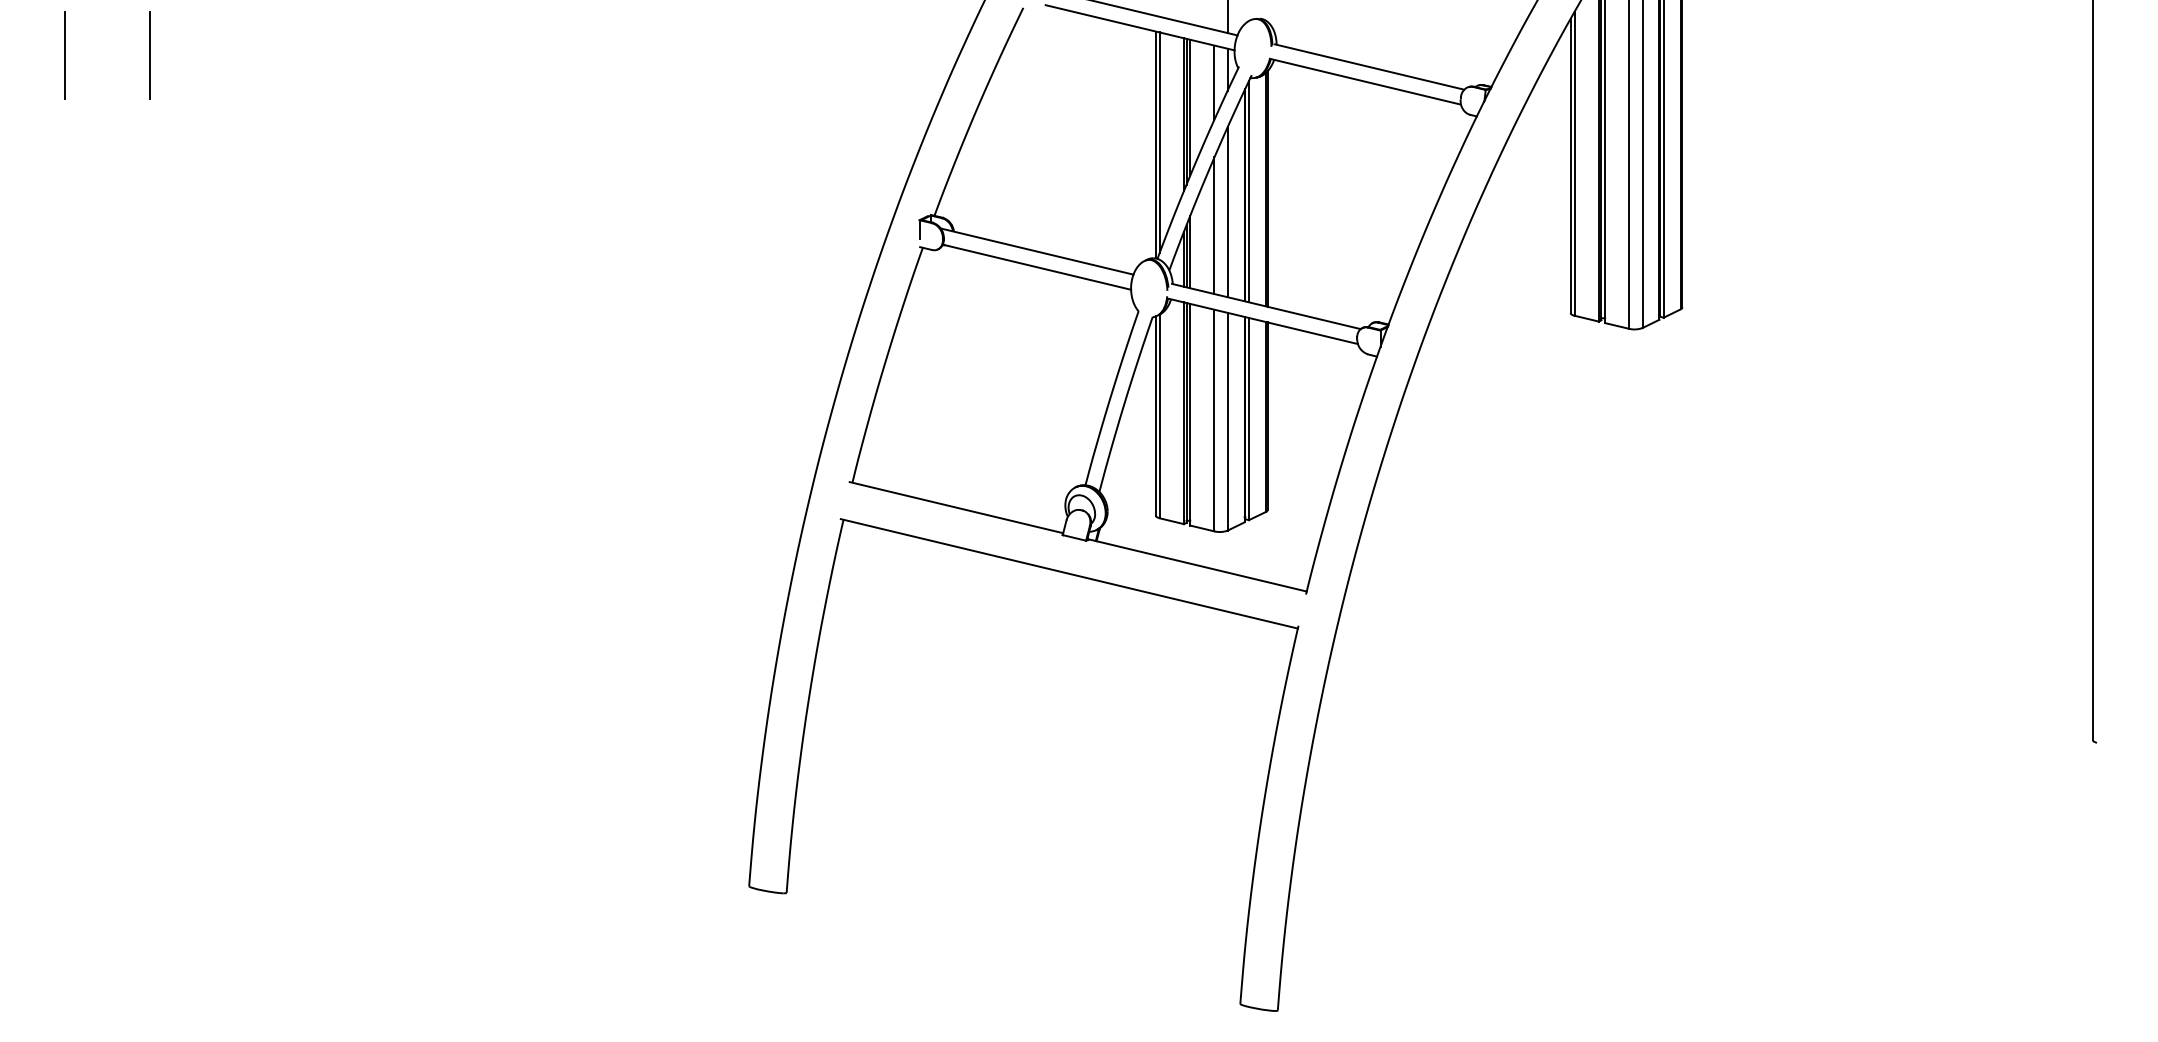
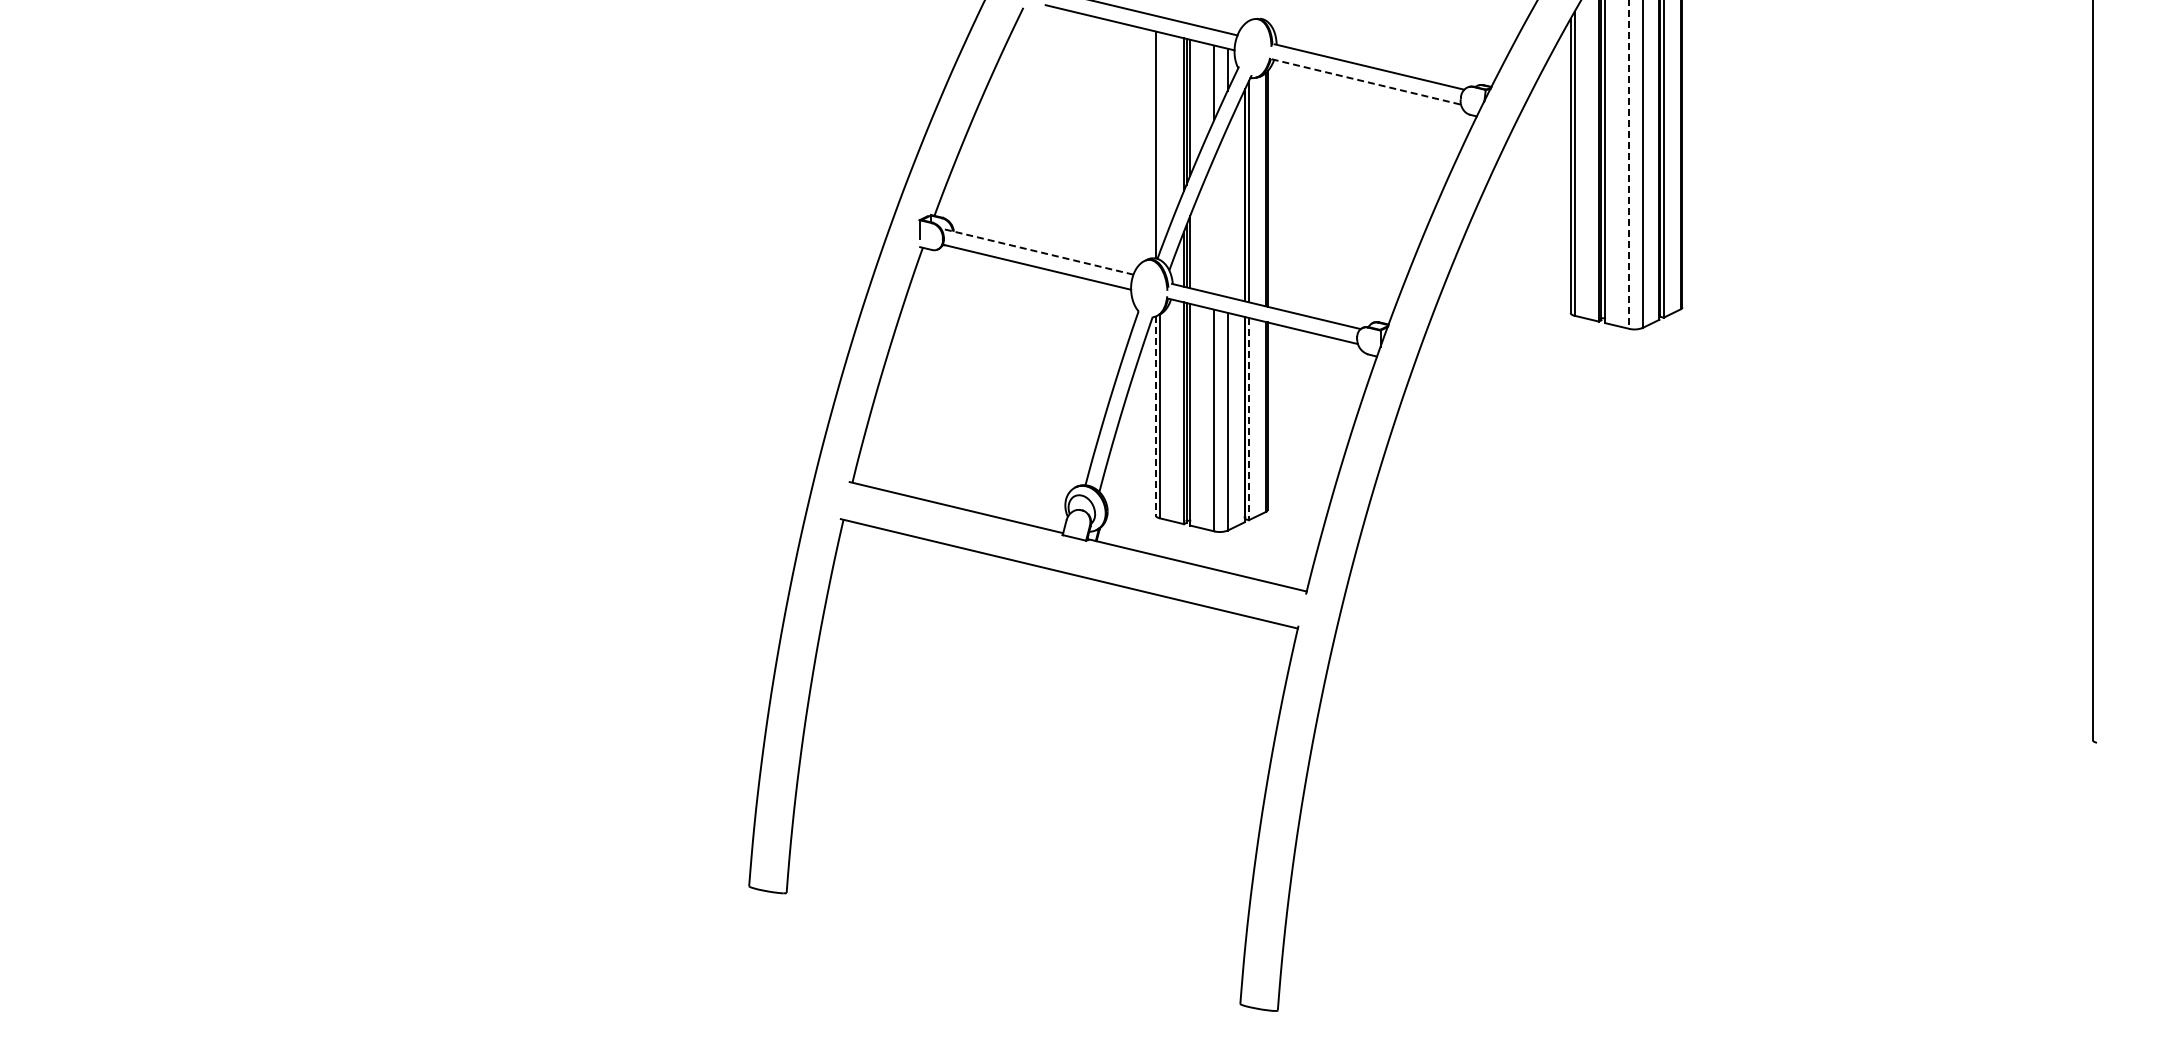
line: present -> none (1227, 17)
line: present -> none (64, 55)
line: present -> none (149, 55)
line: solid -> dashed (1366, 82)
line: present -> none (1159, 142)
line: solid -> dashed (1629, 164)
line: present -> none (1227, 212)
line: present -> none (1214, 225)
line: solid -> dashed (1036, 251)
line: solid -> dashed (1155, 416)
line: solid -> dashed (1249, 419)
